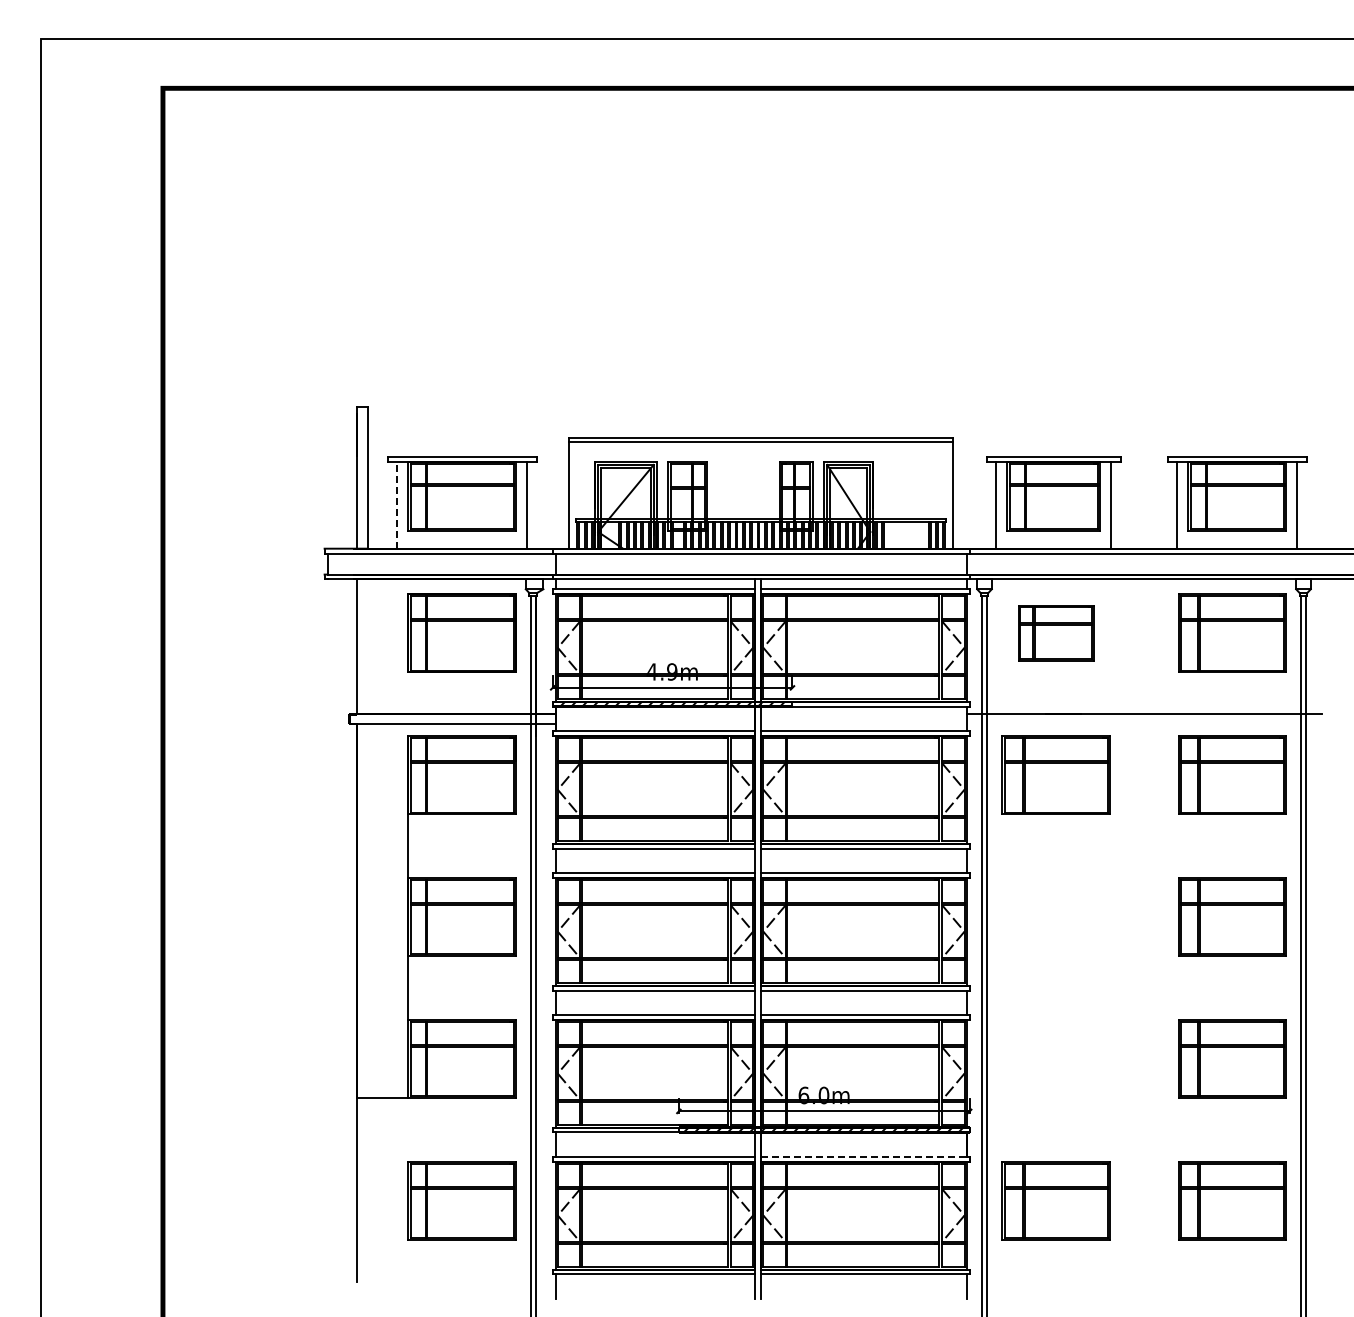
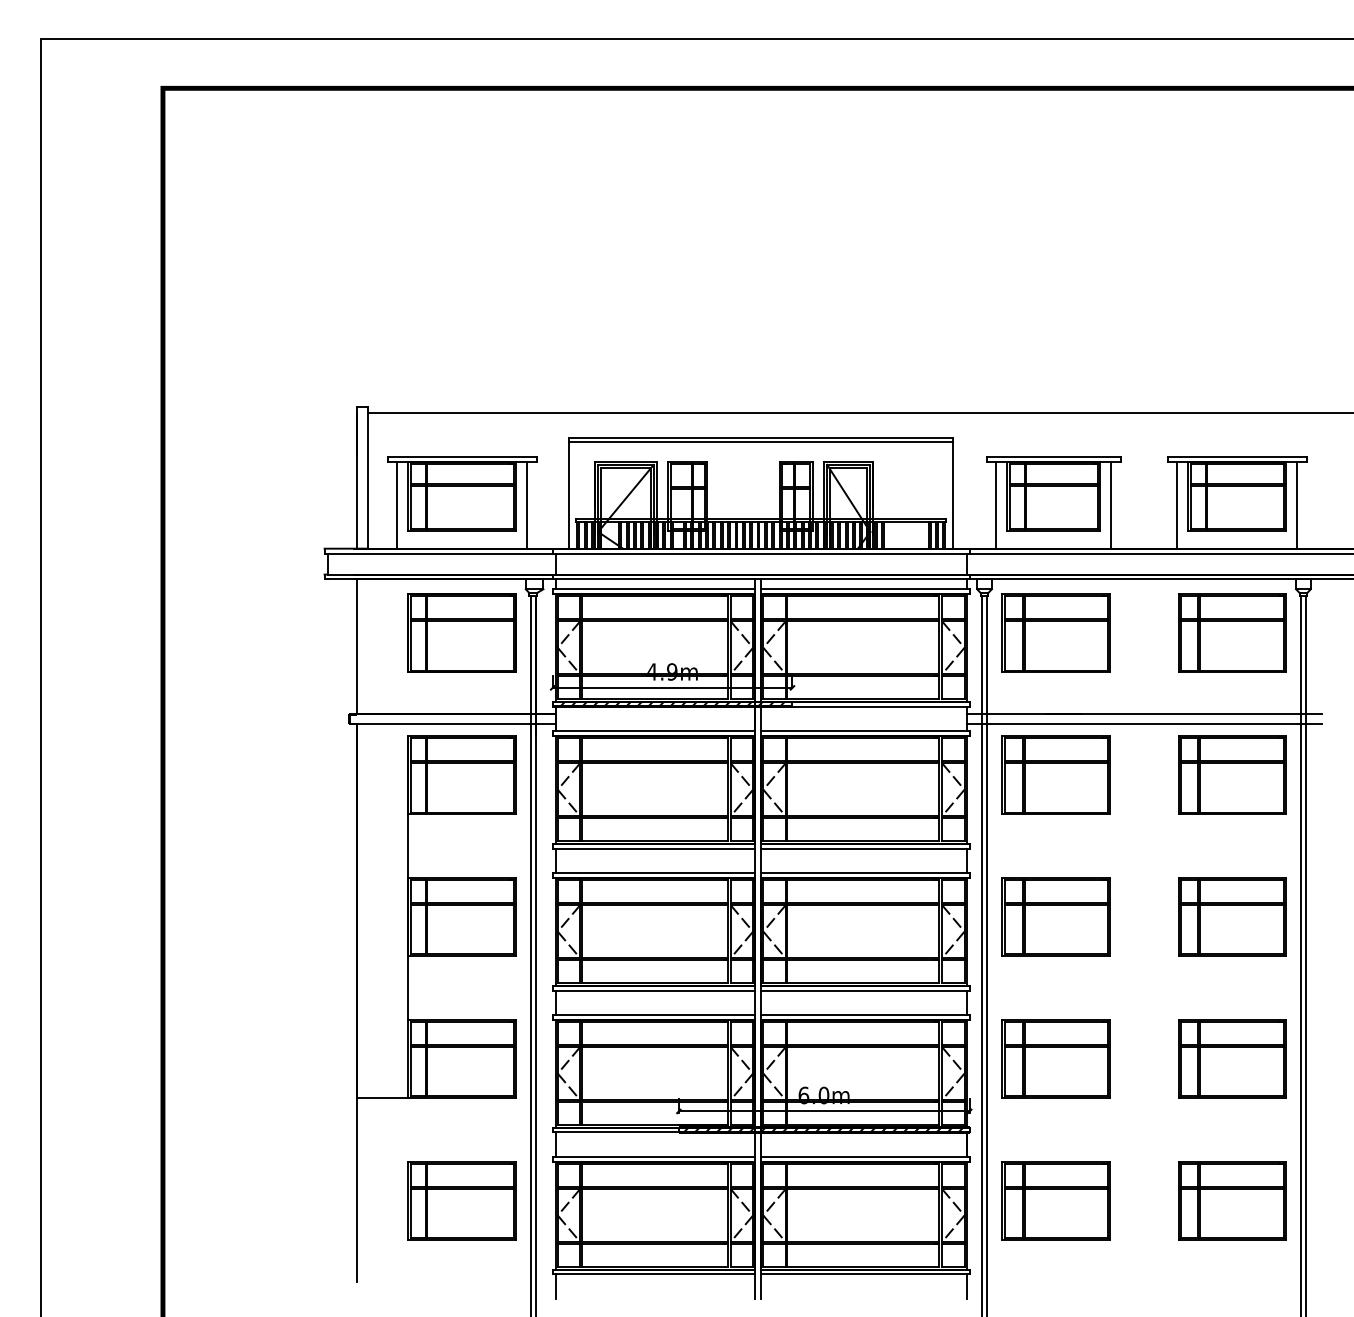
line: none -> present (858, 413)
line: dashed -> solid (397, 504)
part size: 77x57 px -> 110x80 px (1055, 632)
line: none -> present (1144, 724)
part: none -> present (1055, 916)
part: none -> present (1055, 1058)
line: dashed -> solid (865, 1156)
